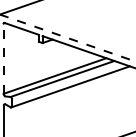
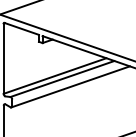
line: dashed -> solid (68, 38)
line: dashed -> solid (3, 58)
